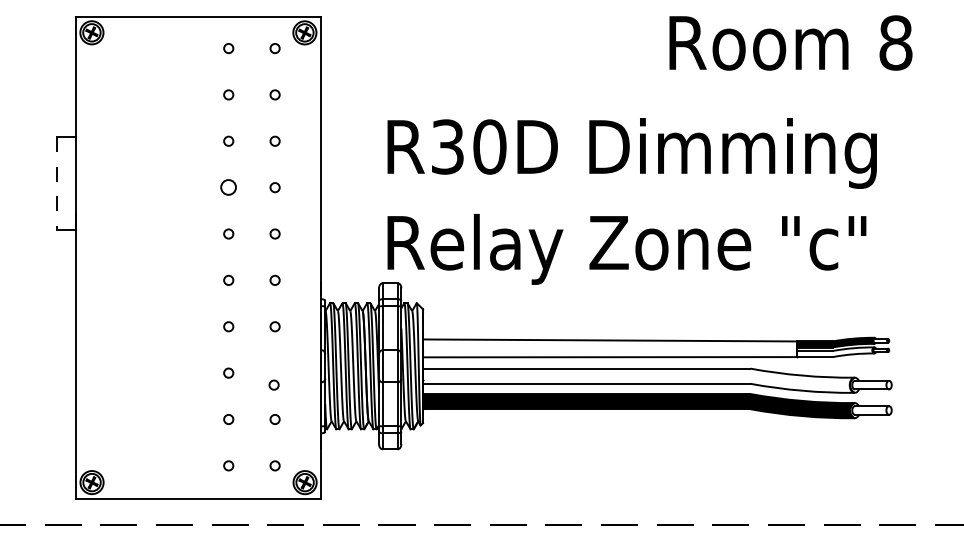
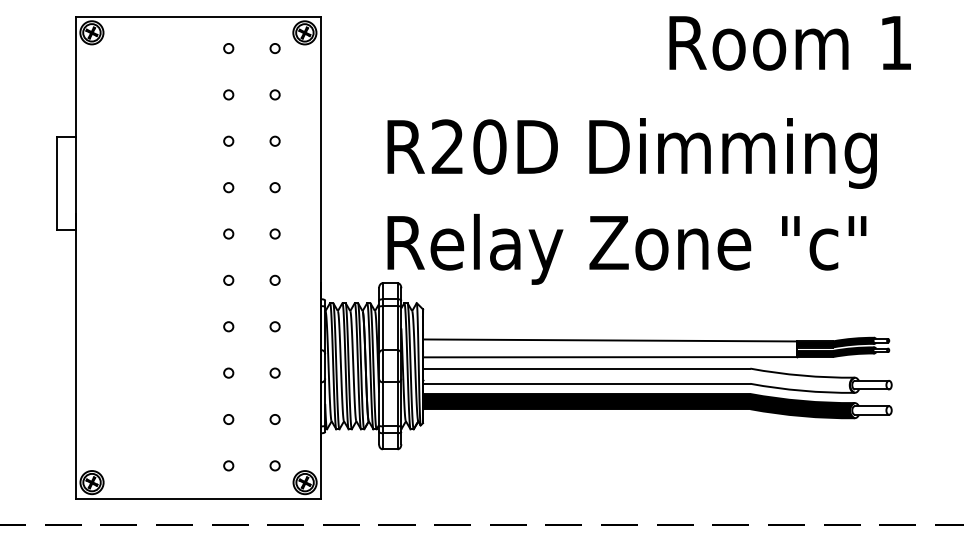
text: 8 -> 1 (895, 42)
text: R30D -> R20D (447, 146)
line: dashed -> solid (57, 183)
circle size: 17x17 px -> 12x12 px (228, 187)
fill: none -> present (835, 352)
circle position: (273, 384) -> (274, 372) (274, 372)
